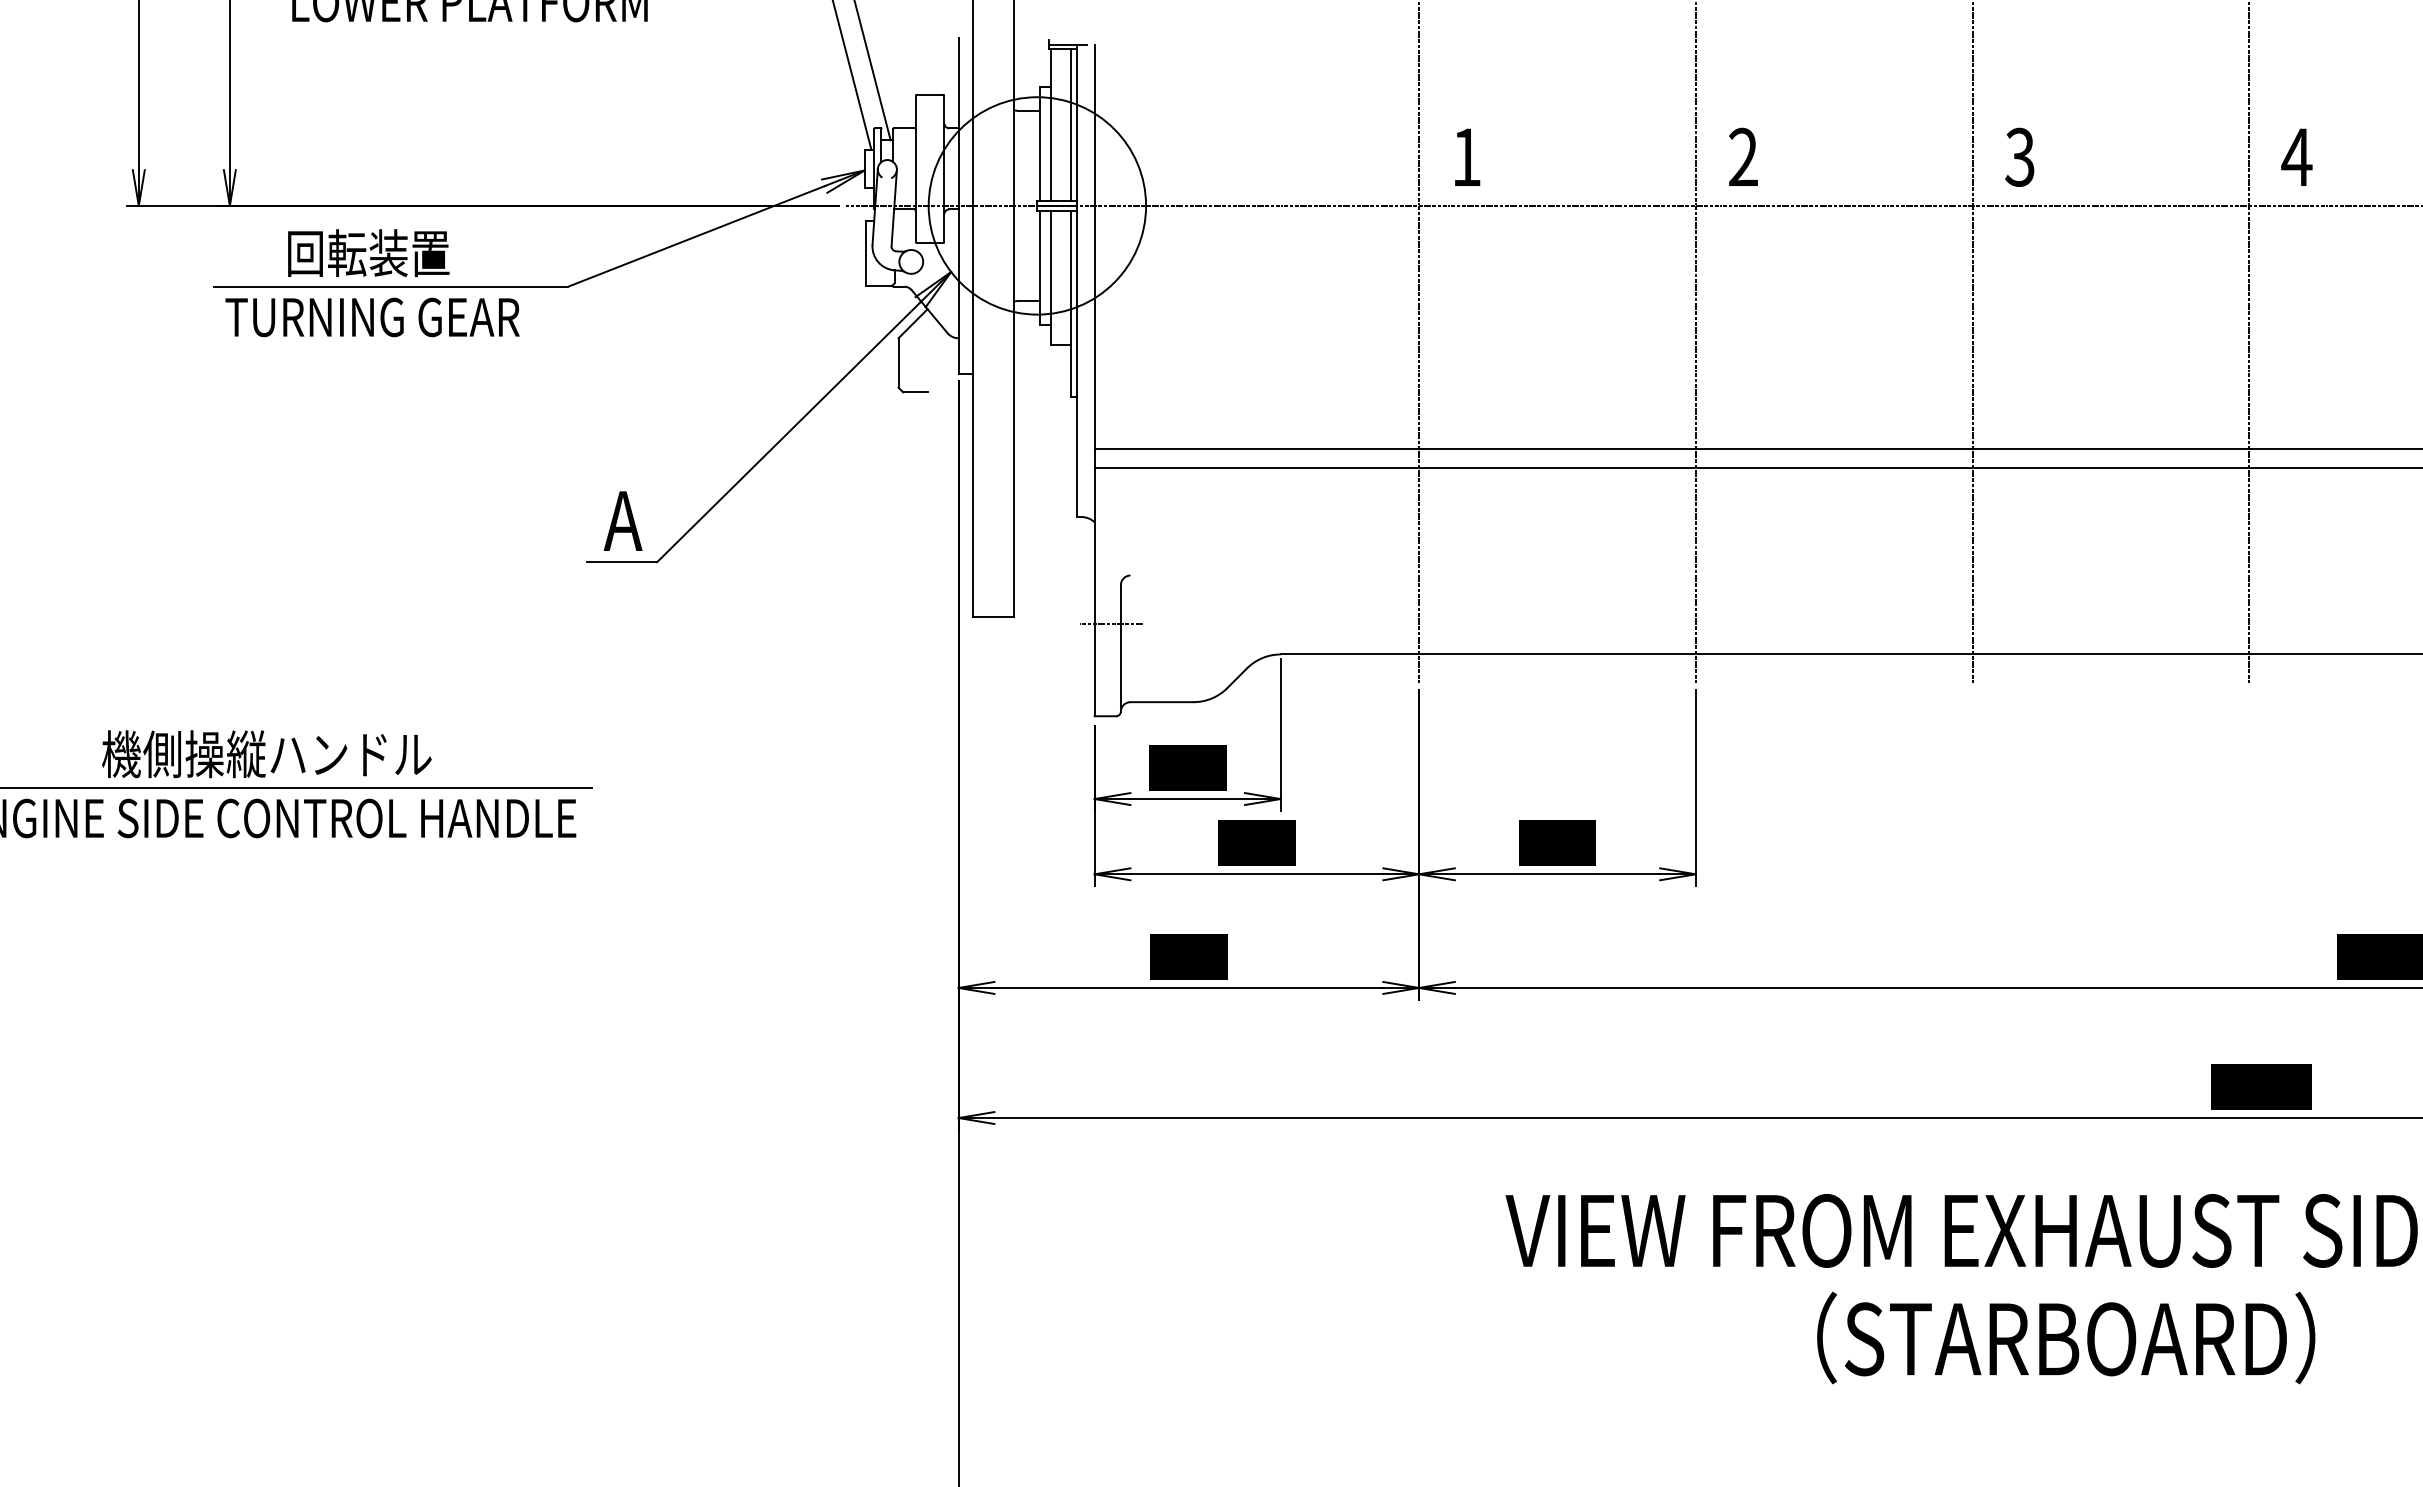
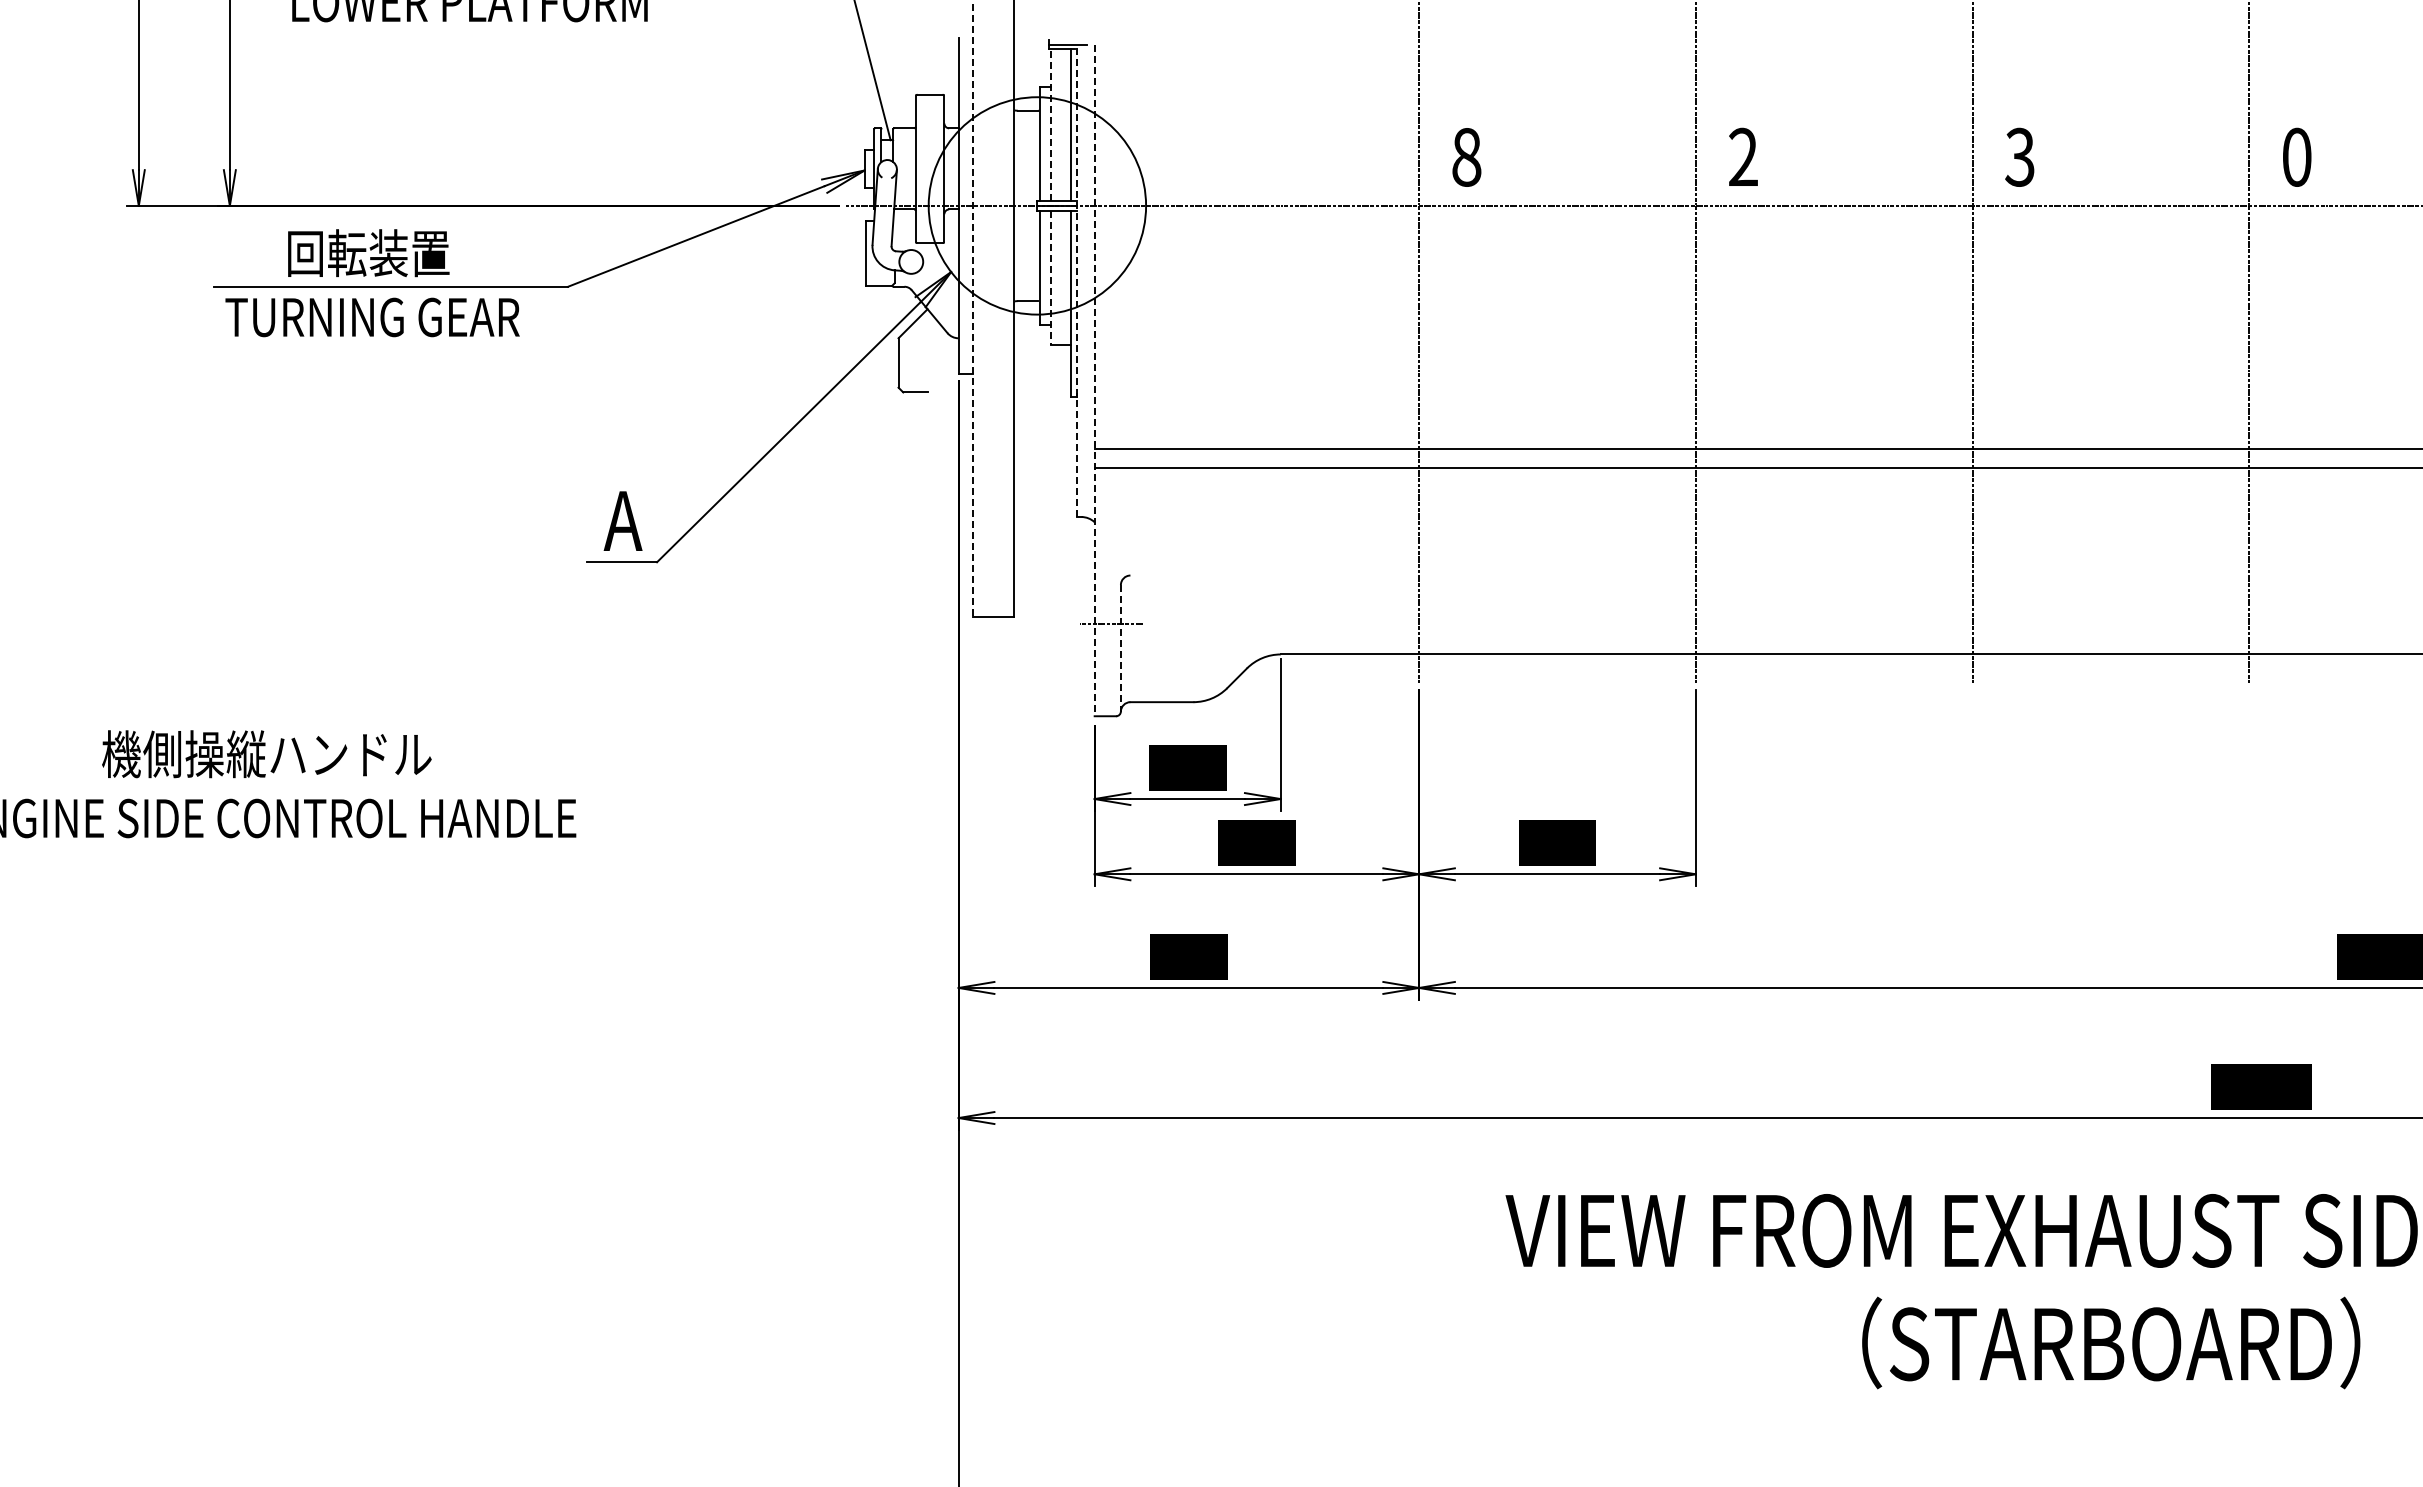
line: present -> none (852, 75)
line: solid -> dashed (1051, 125)
text: 4 -> 0 (2296, 156)
text: 1 -> 8 (1466, 157)
line: solid -> dashed (1051, 278)
line: solid -> dashed (1076, 280)
line: solid -> dashed (972, 308)
line: solid -> dashed (1094, 380)
line: solid -> dashed (1120, 648)
line: present -> none (296, 787)
text position: (2066, 1337) -> (2111, 1342) (2111, 1342)
